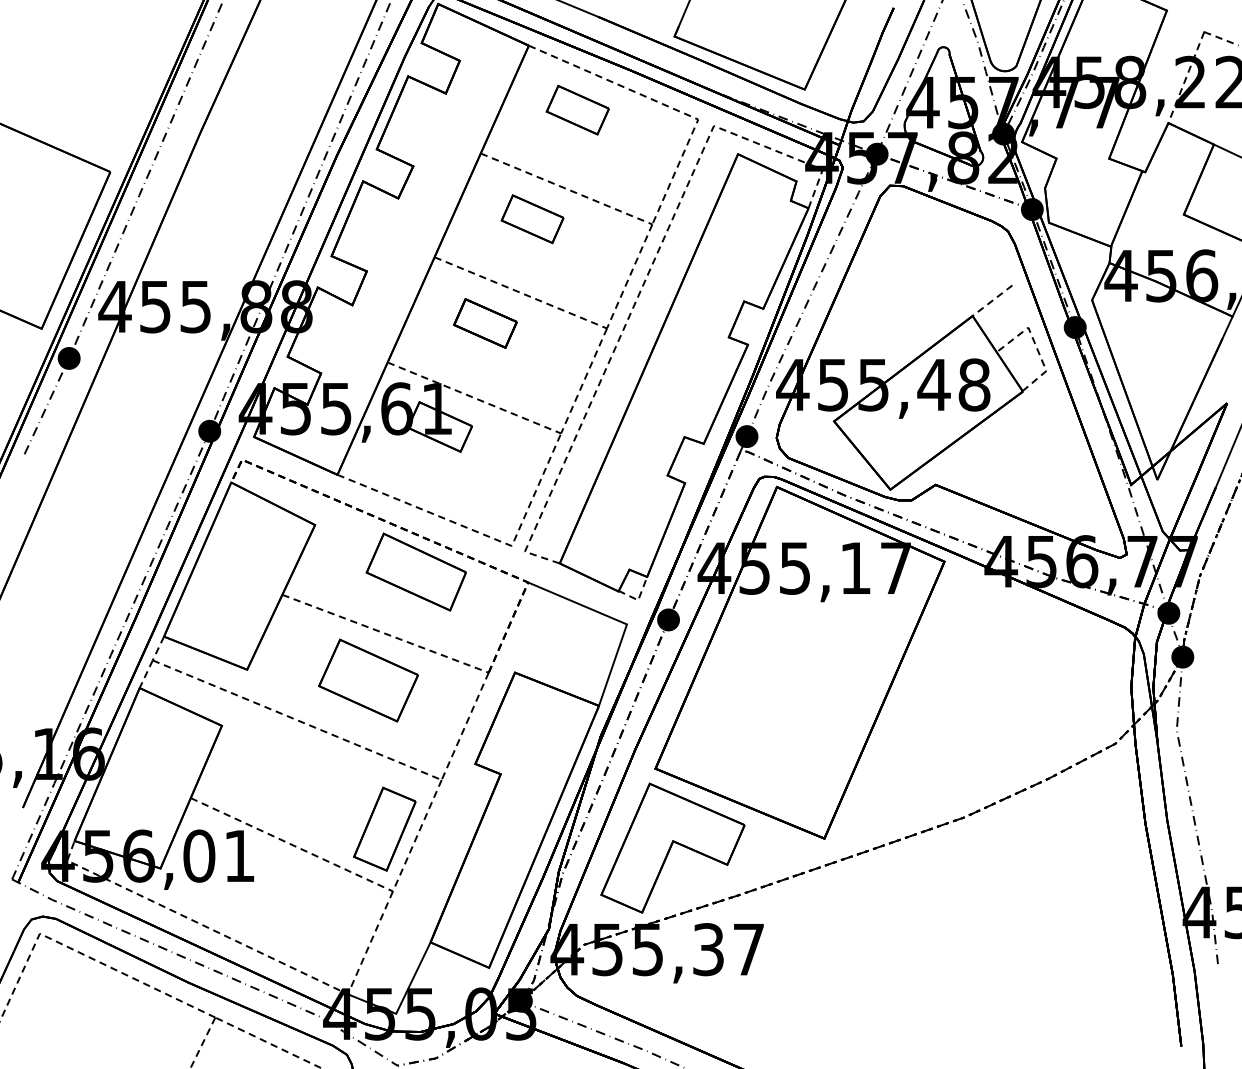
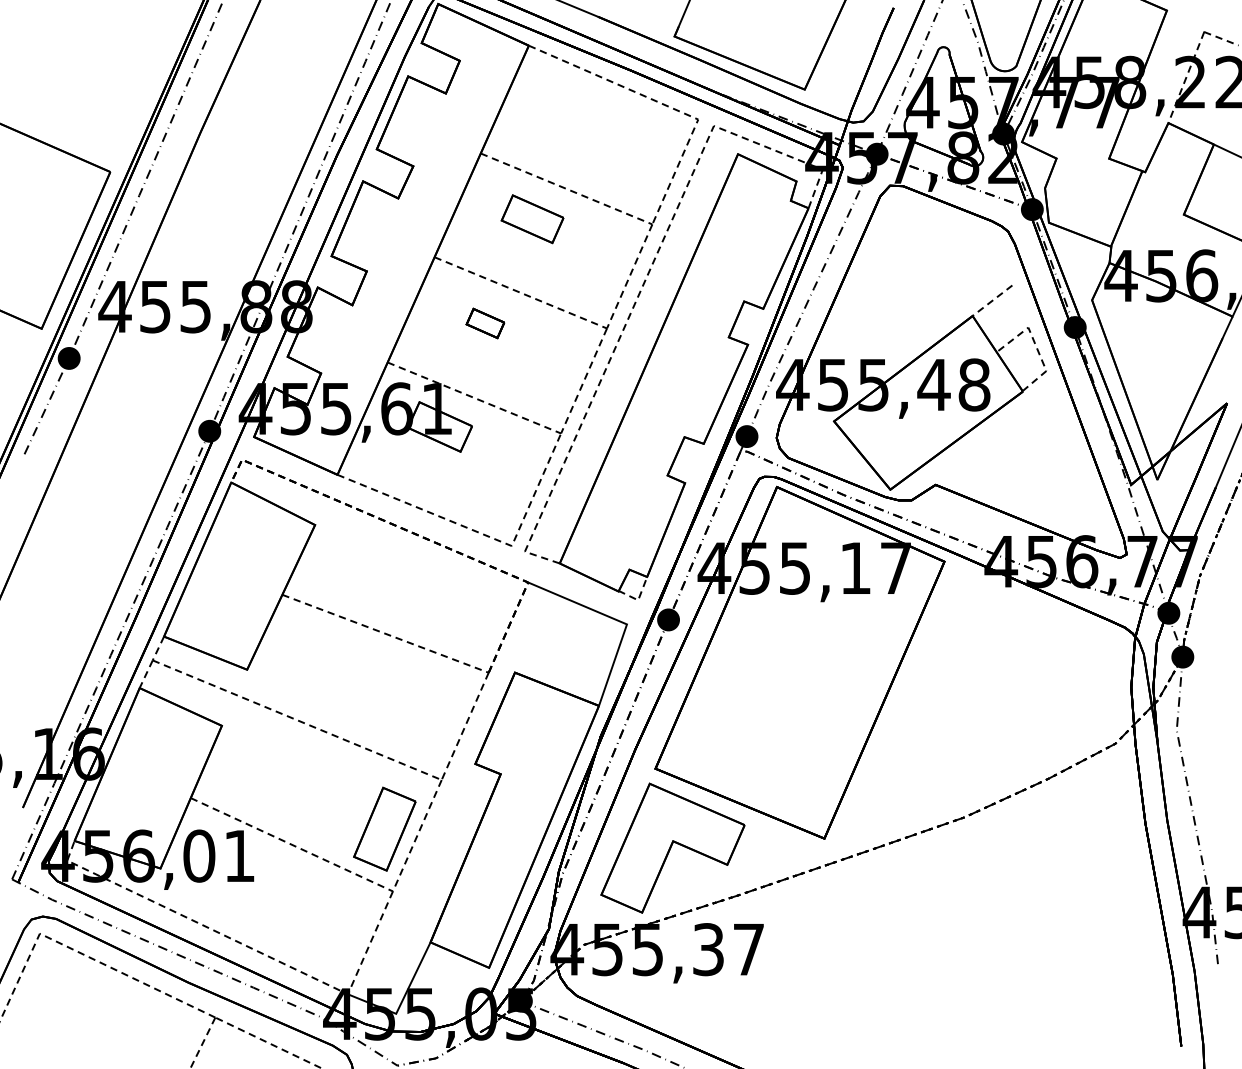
part: present -> none (577, 109)
part size: 65x51 px -> 41x33 px (485, 323)
part: present -> none (415, 571)
part: present -> none (368, 680)
